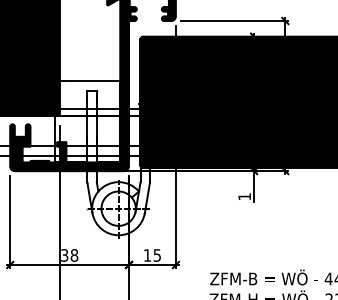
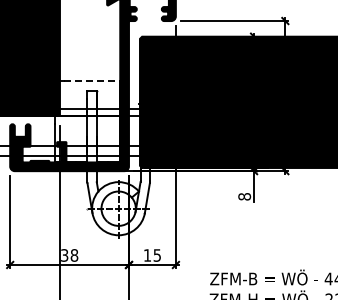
line: solid -> dashed (92, 80)
text: 1 -> 8 (244, 196)
